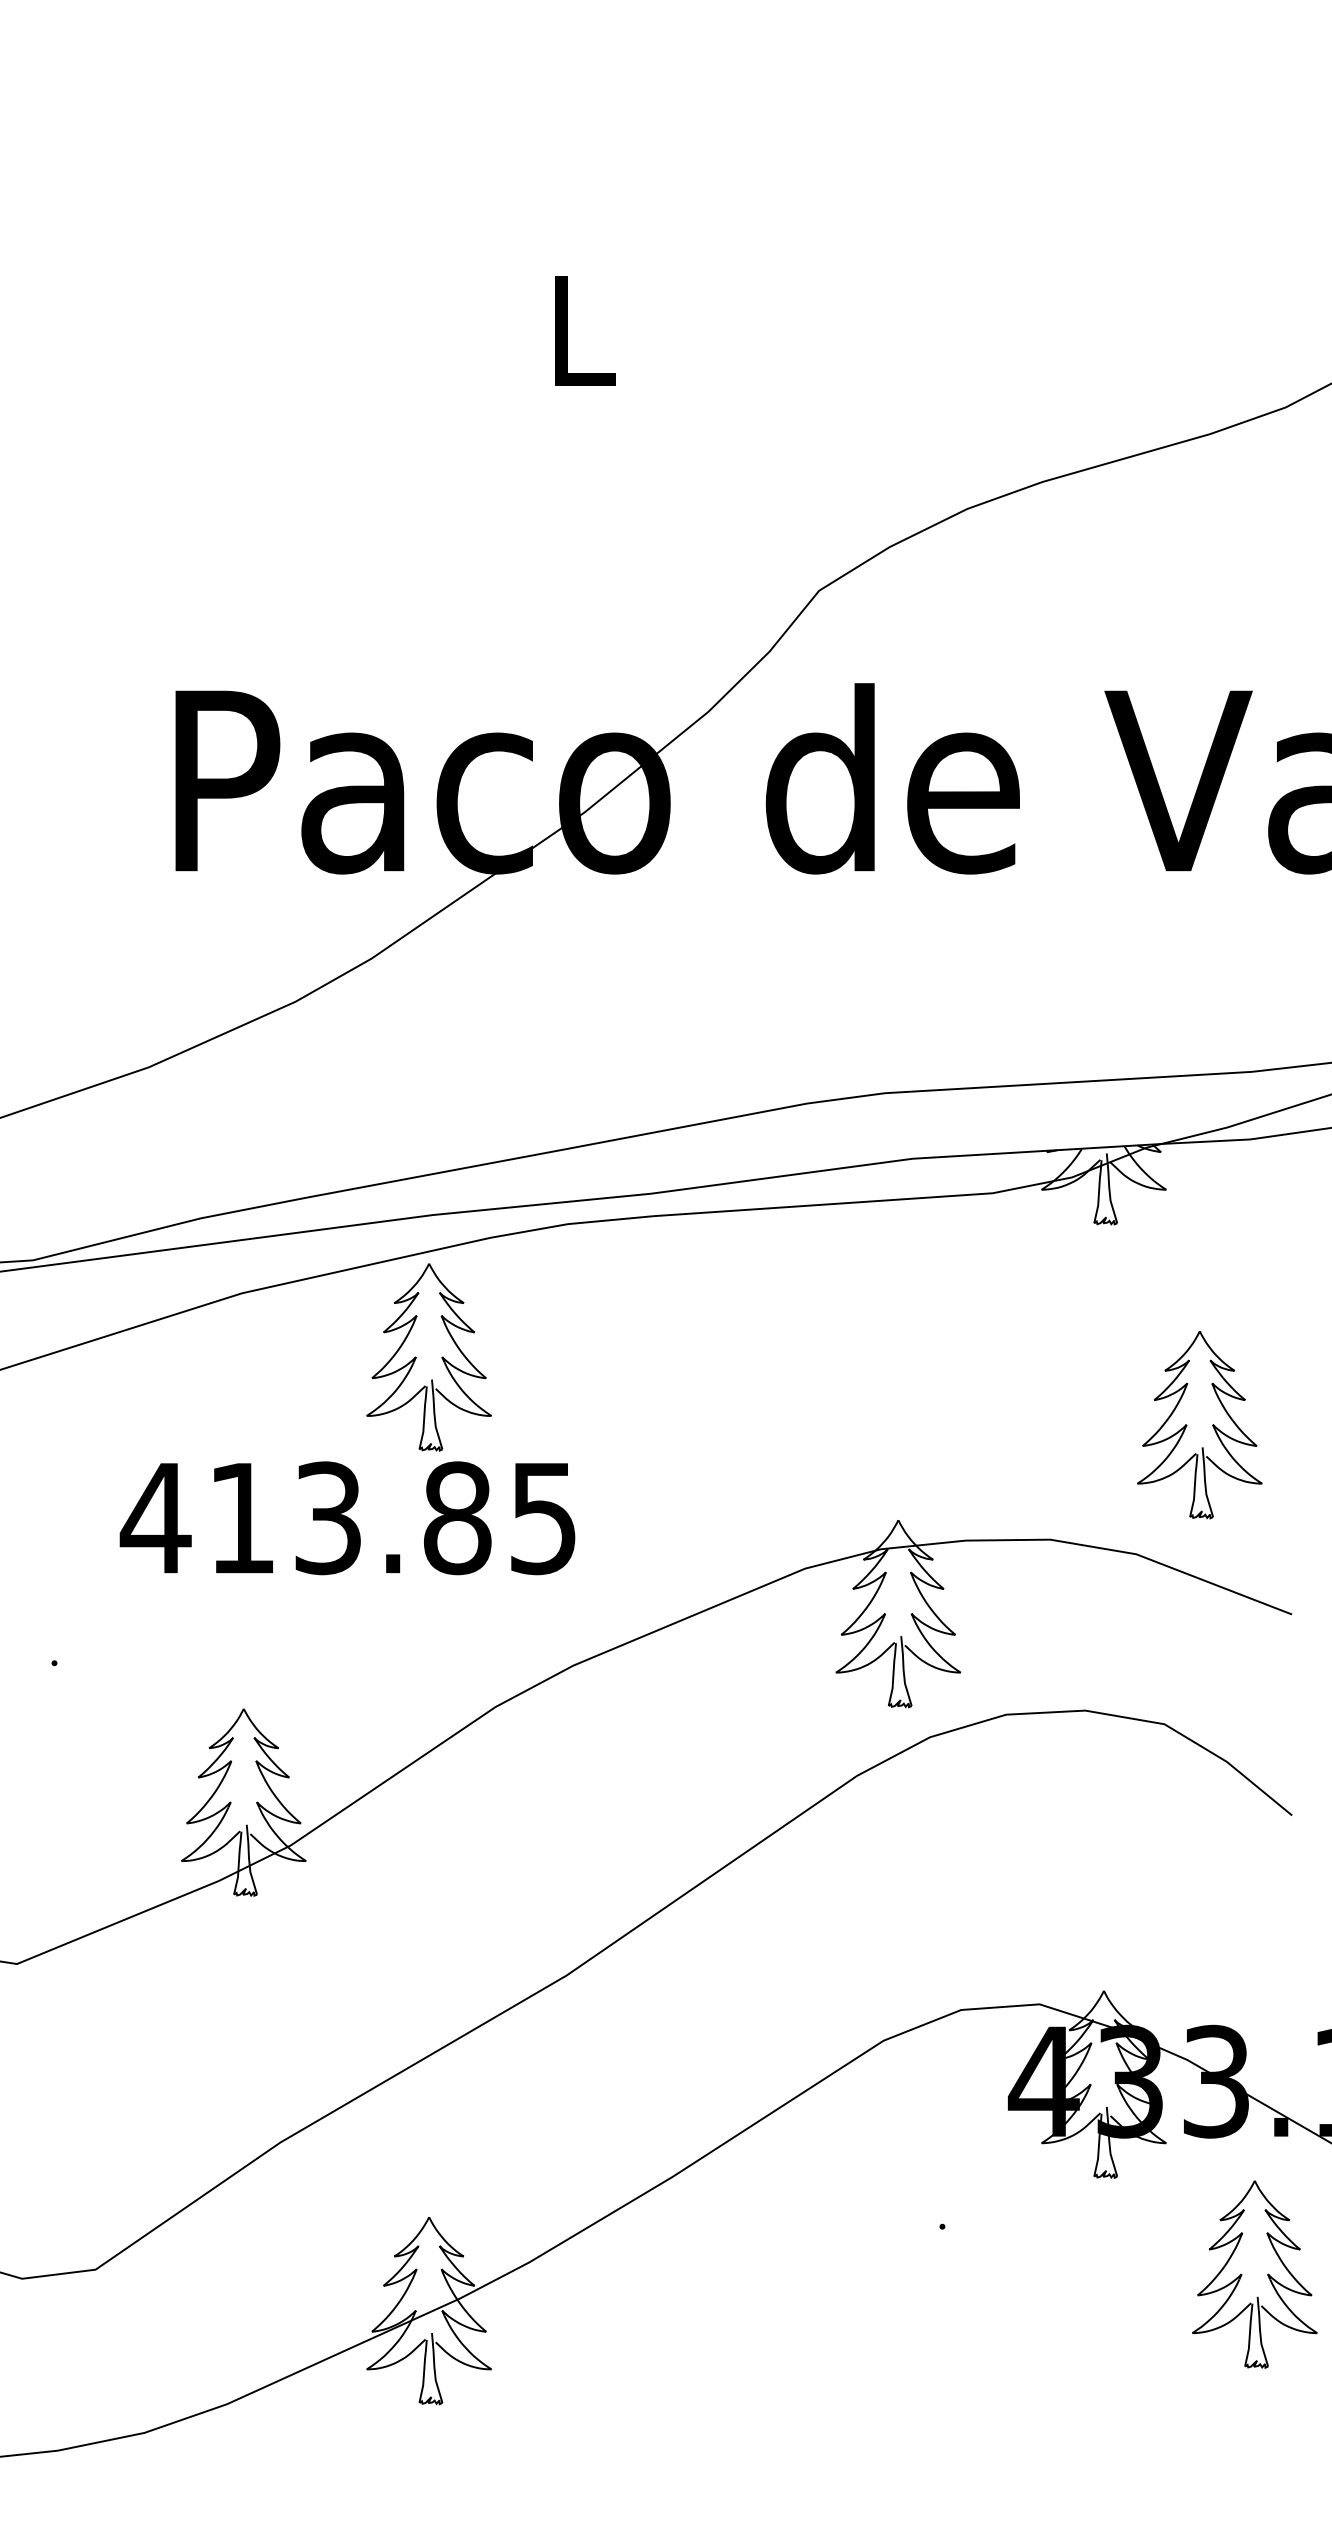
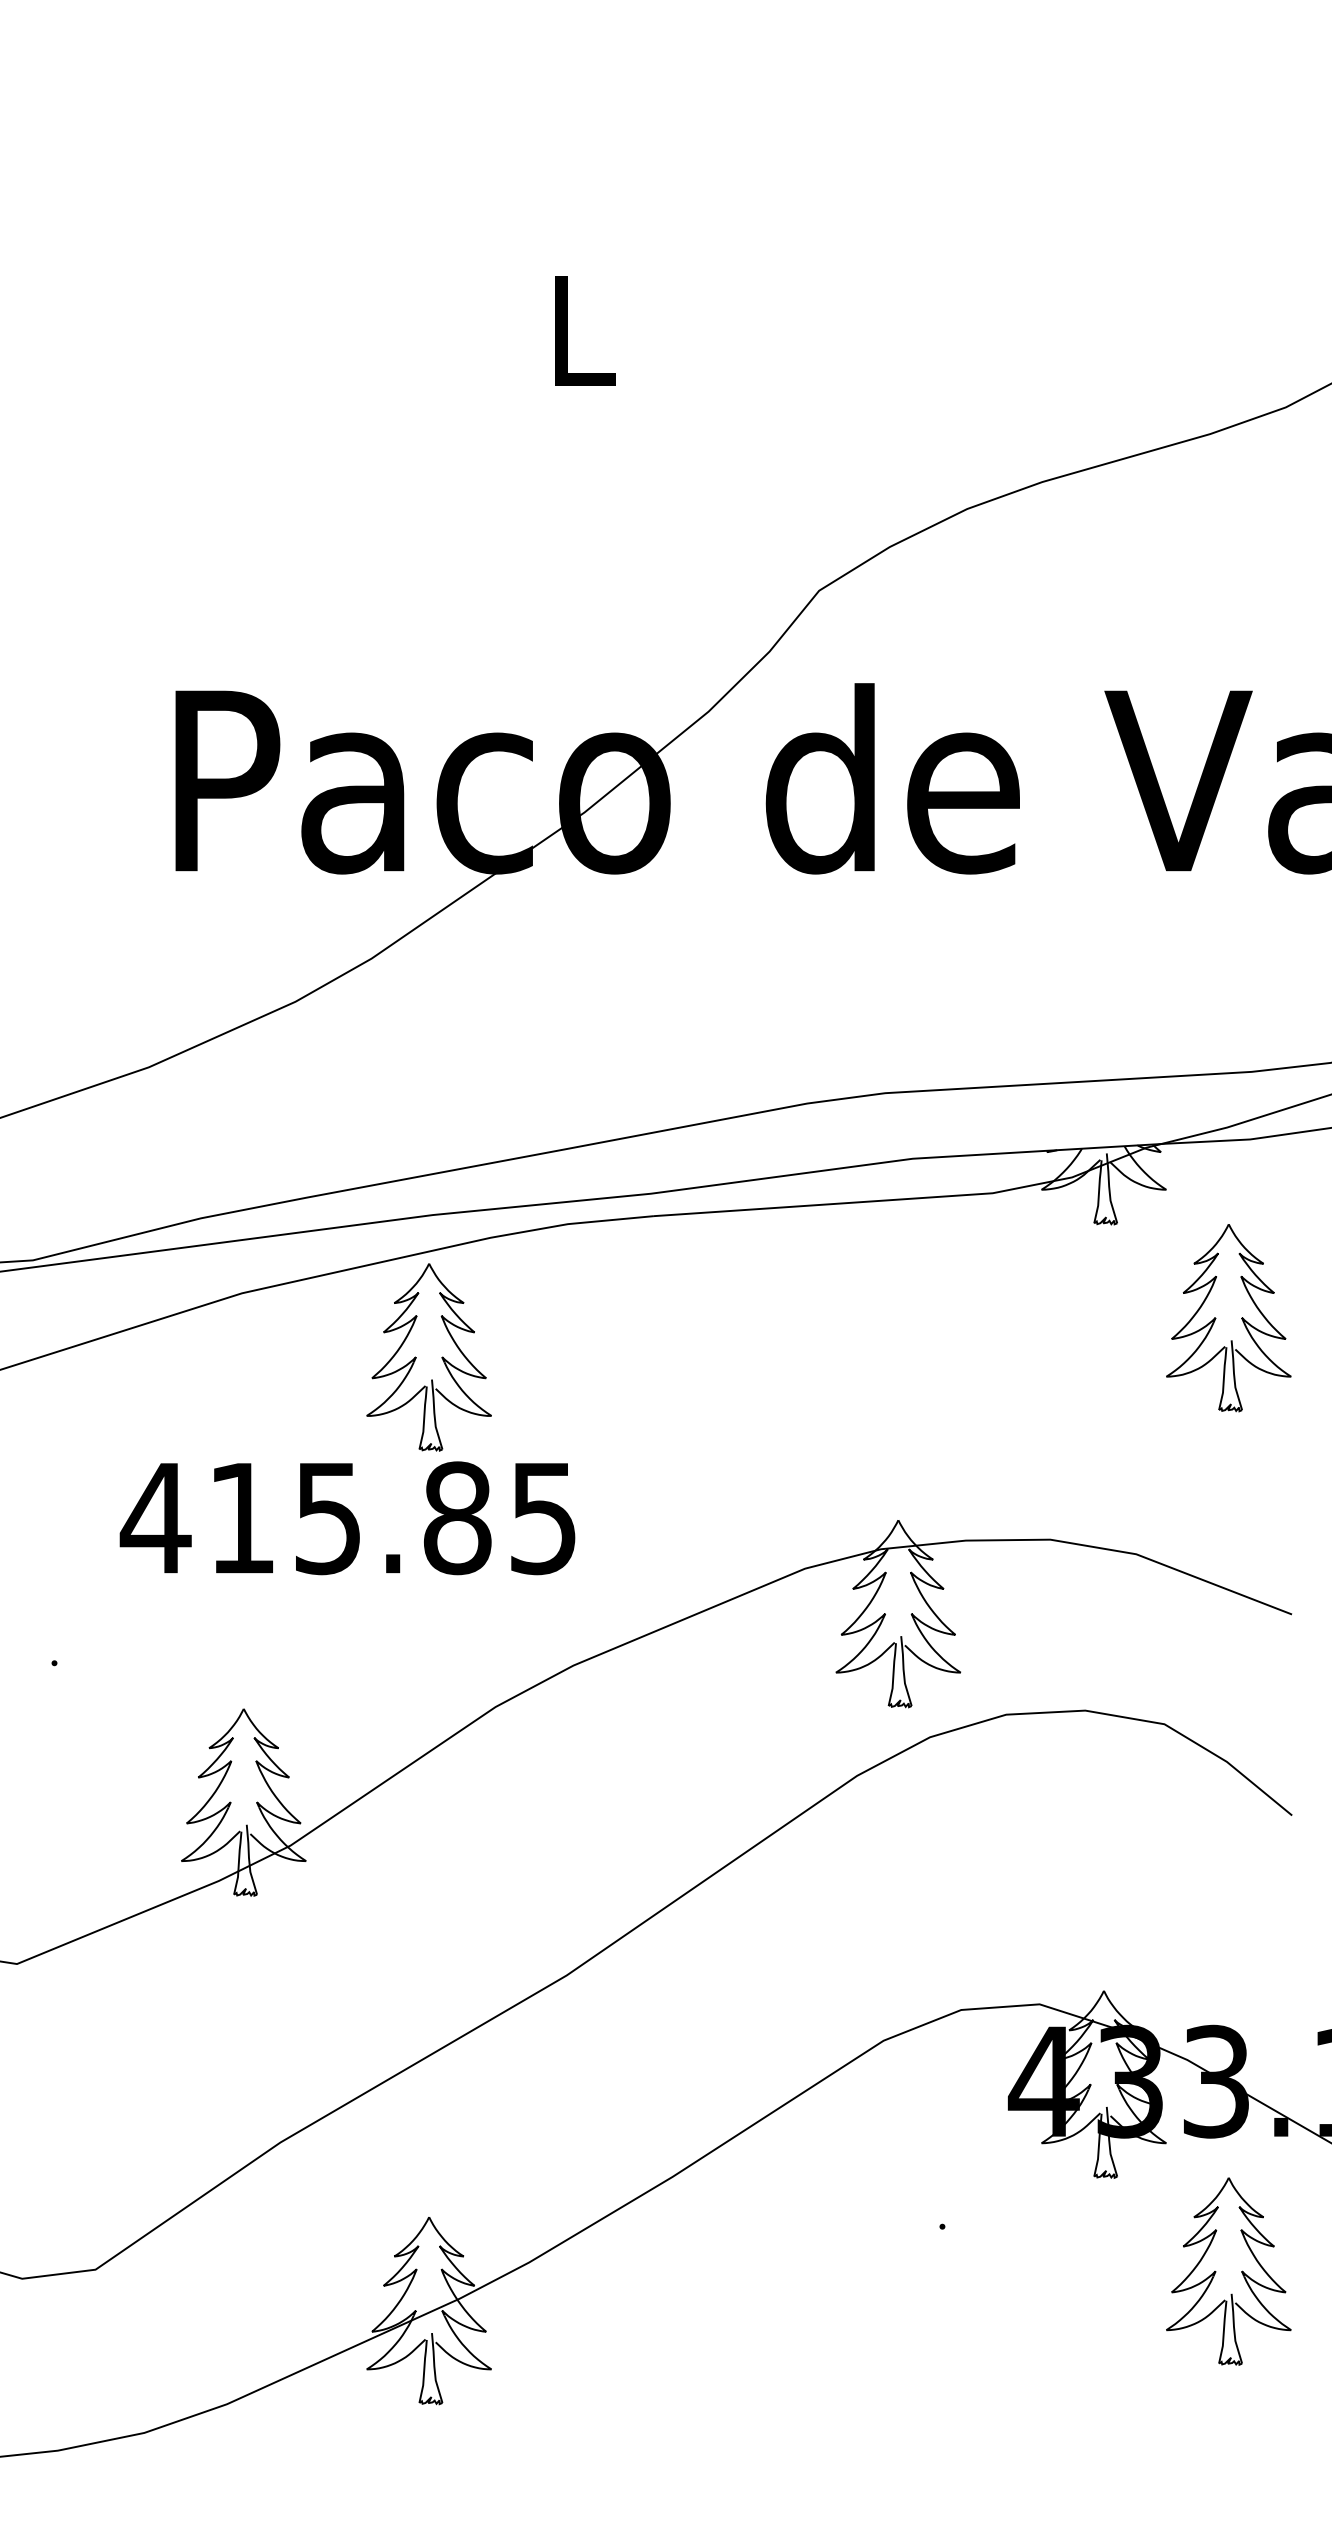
part position: (1187, 1425) -> (1216, 1318) (1216, 1318)
text: 413.85 -> 415.85 (327, 1517)
part position: (1242, 2274) -> (1216, 2271) (1216, 2271)
